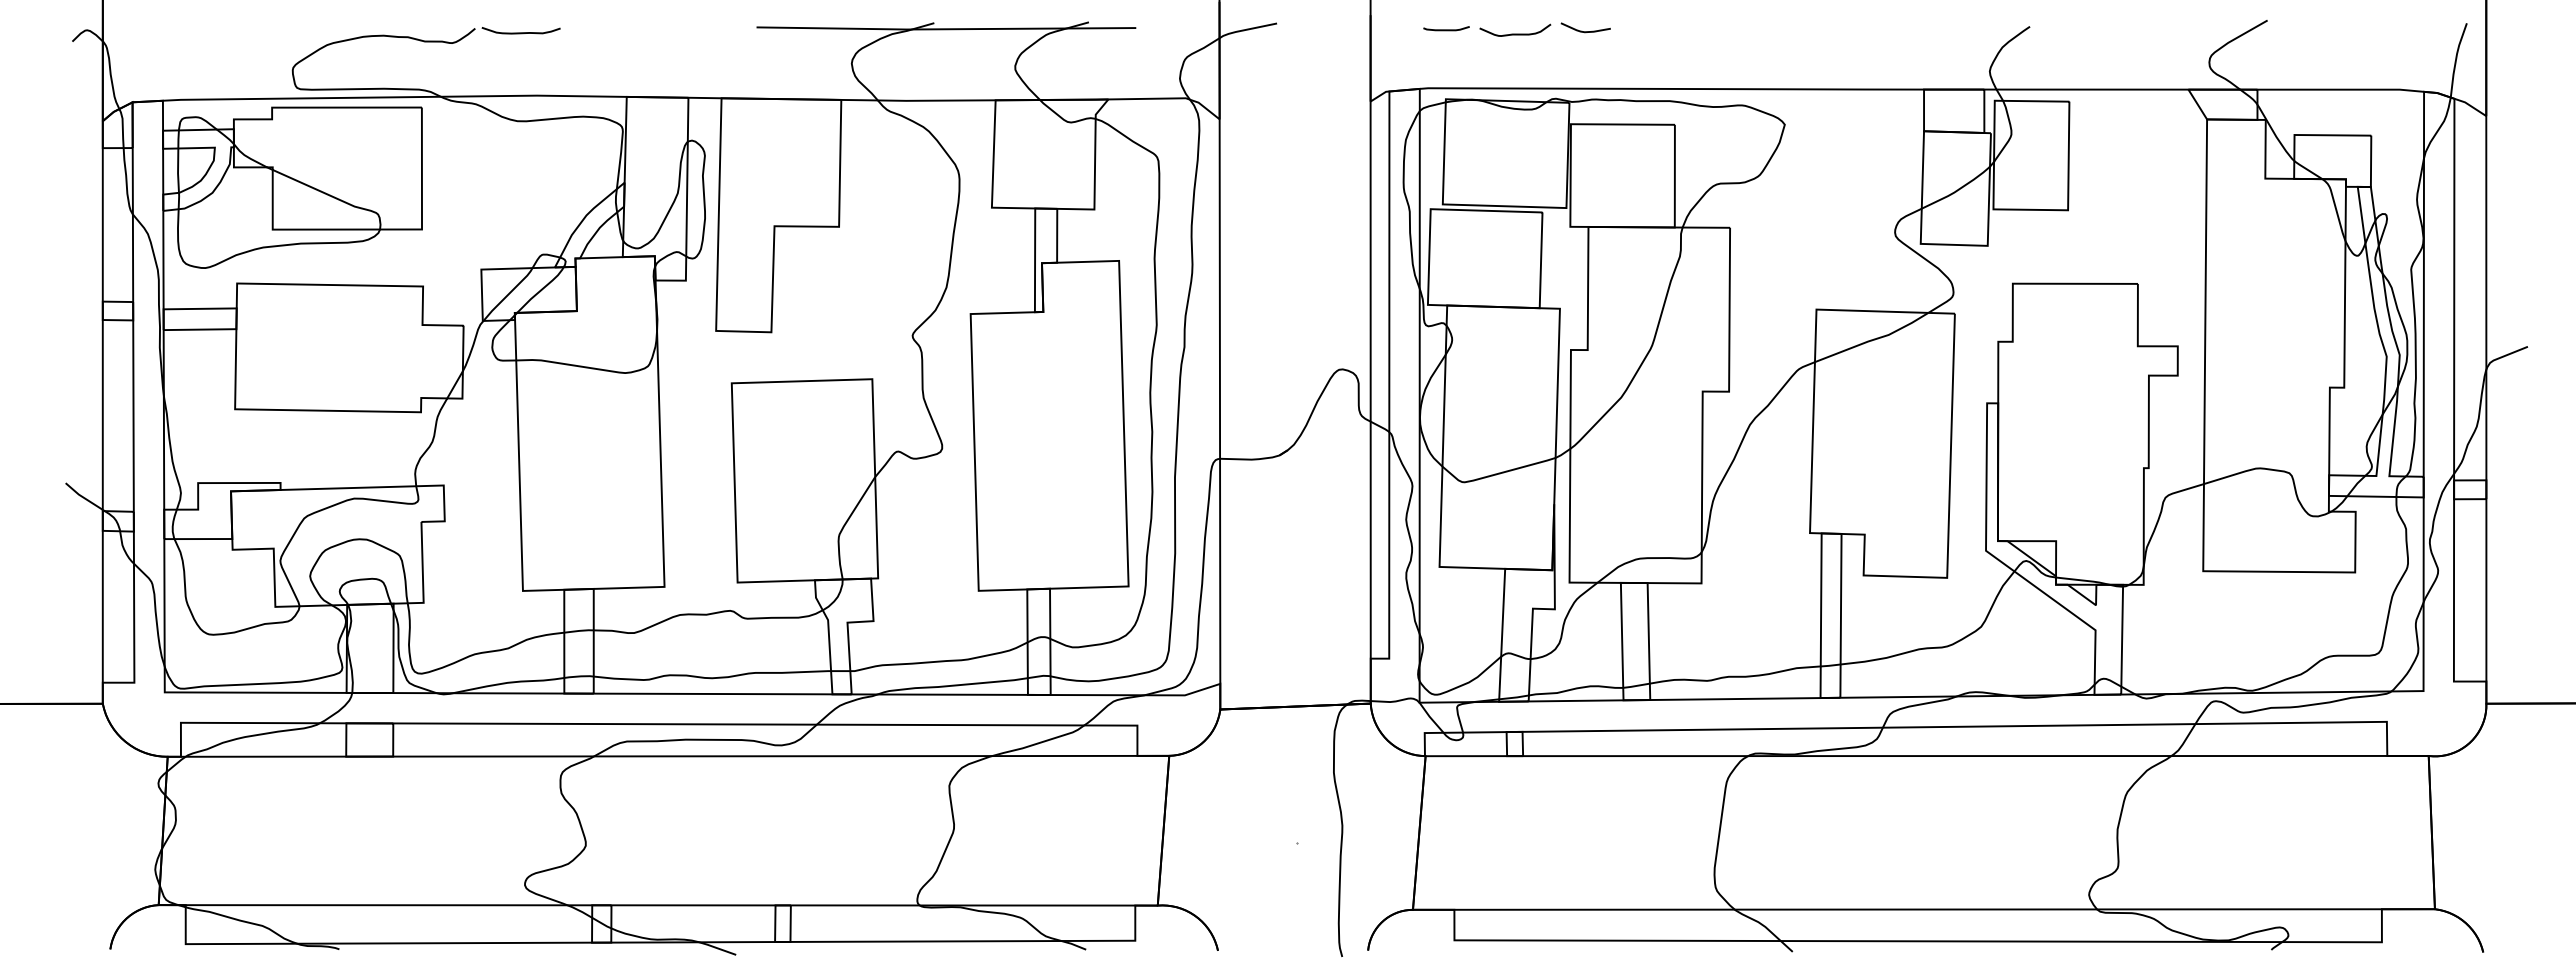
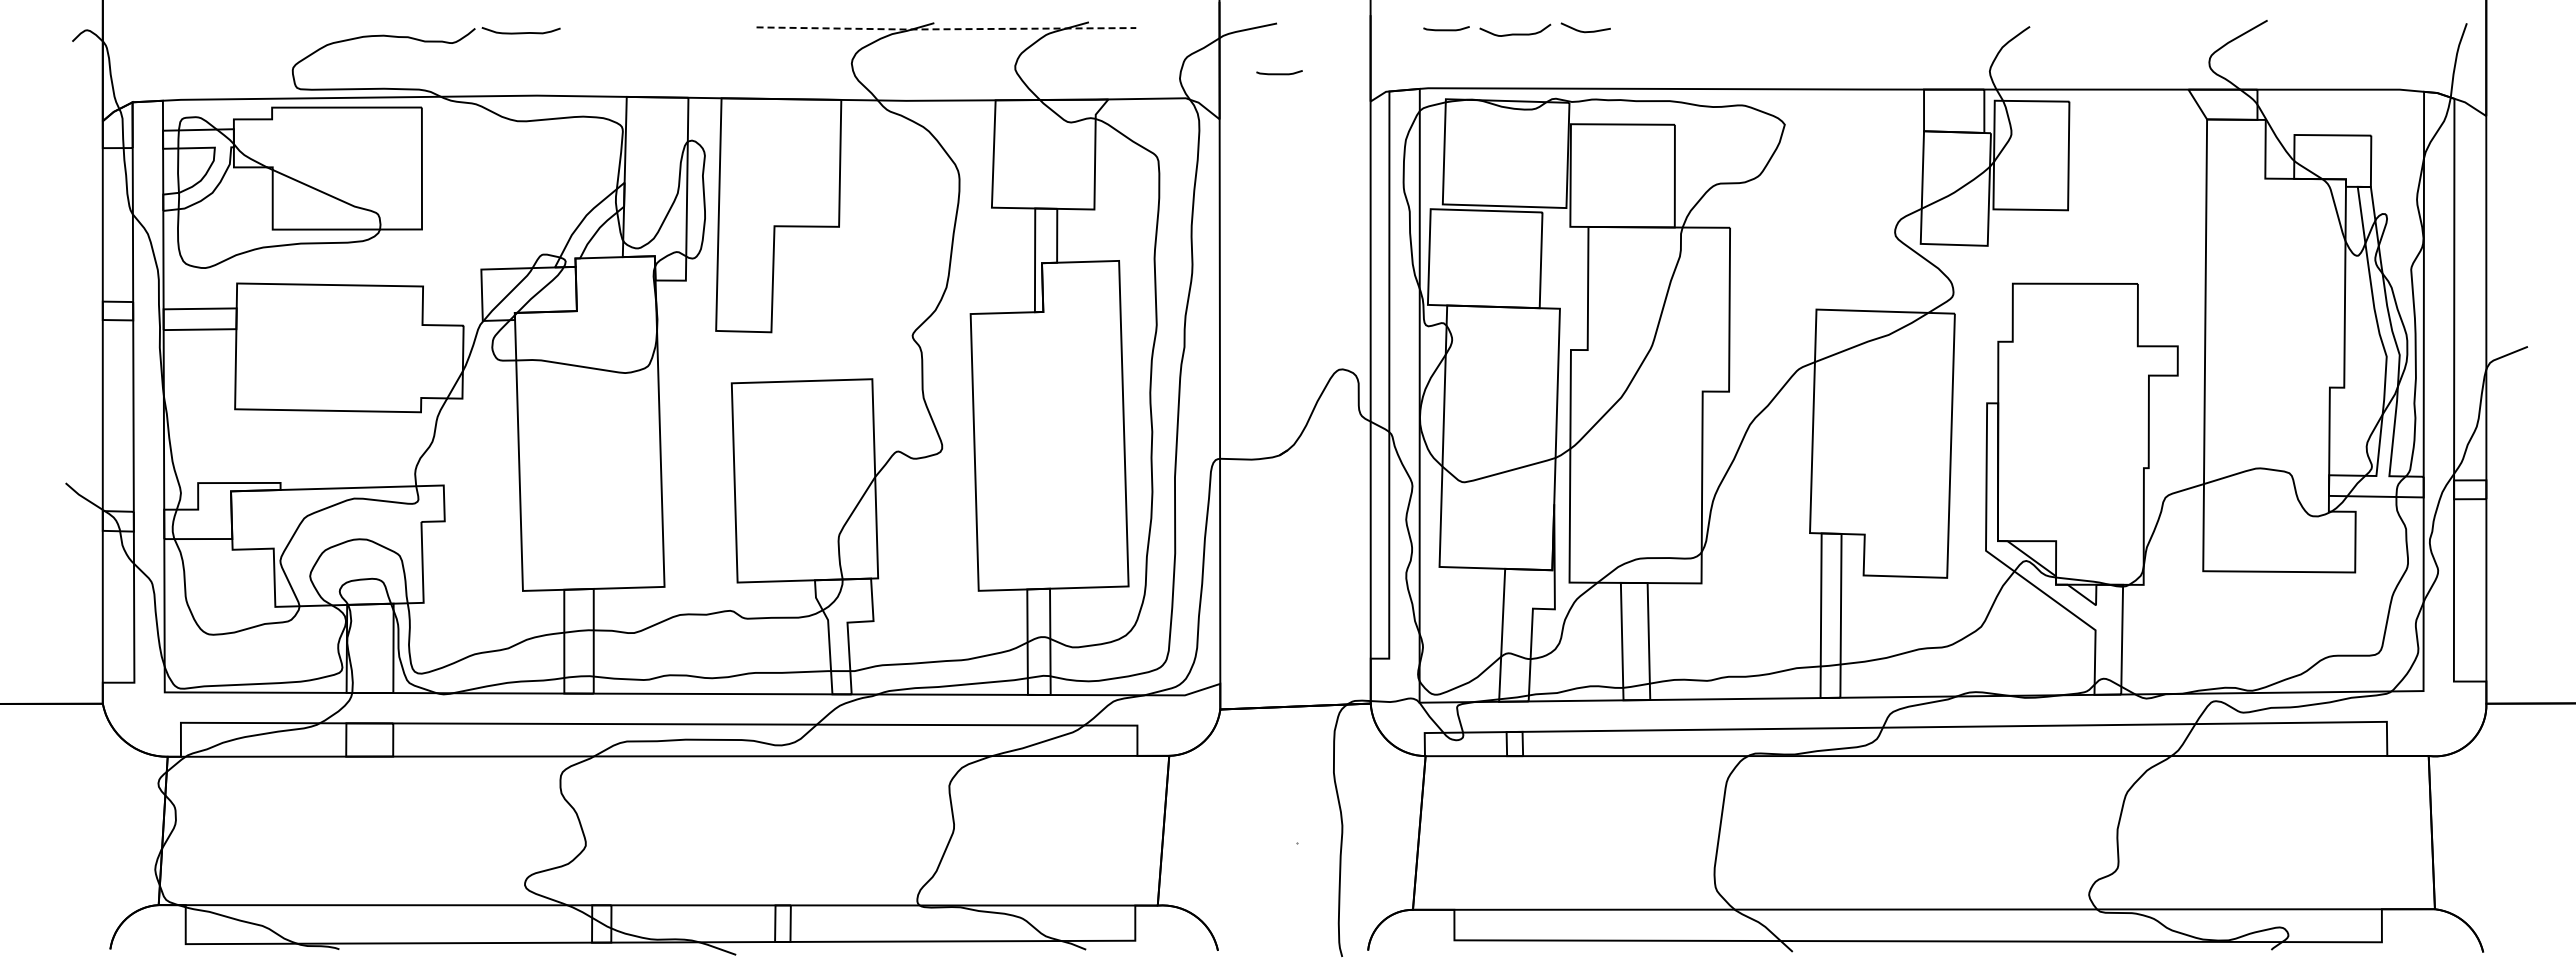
line: solid -> dashed (946, 29)
curve: none -> present (1279, 73)
